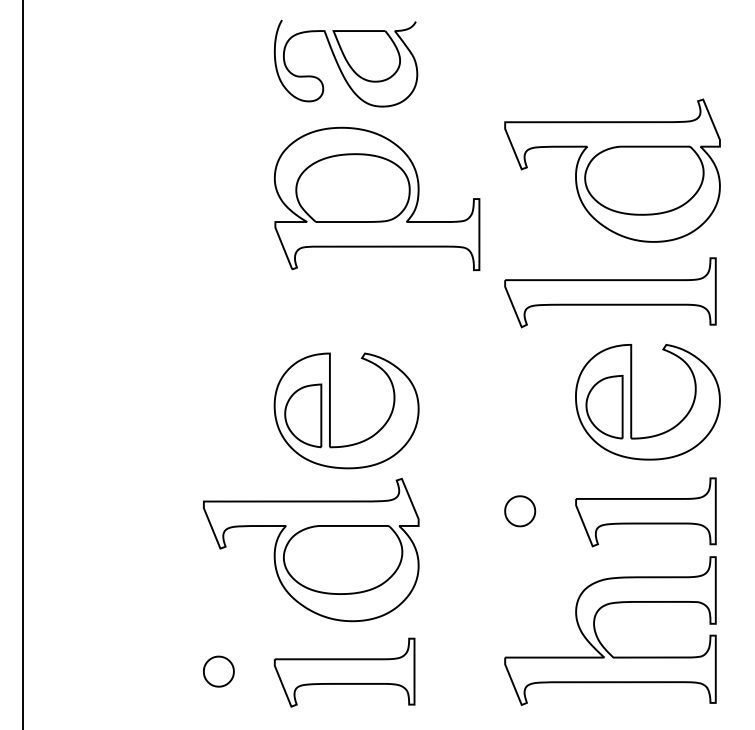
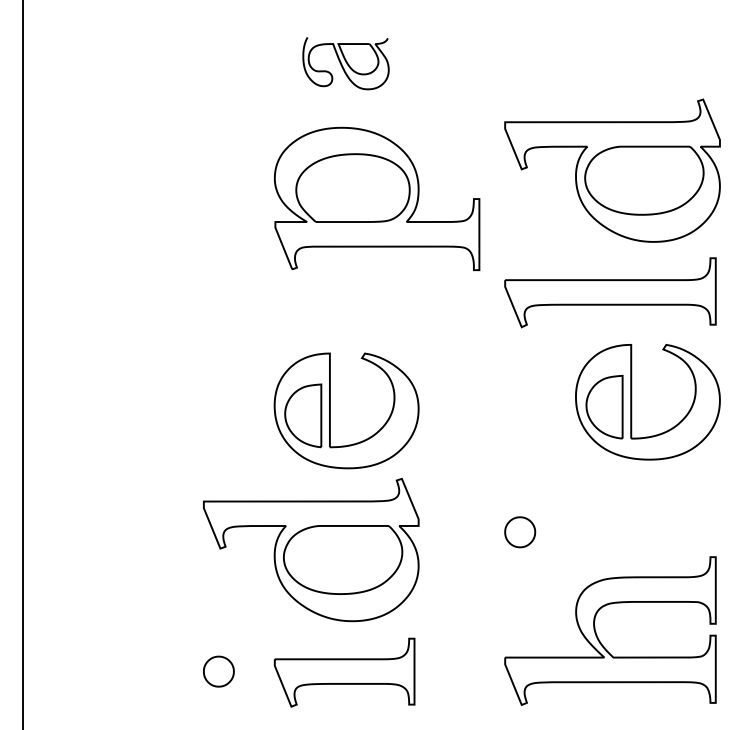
part size: 146x89 px -> 88x54 px (345, 63)
part position: (520, 511) -> (520, 532) (520, 532)
part: present -> none (645, 512)
